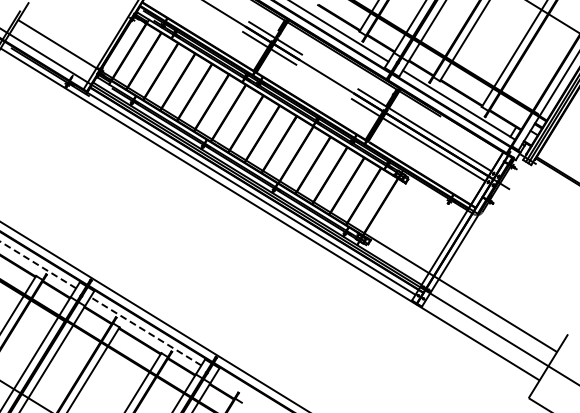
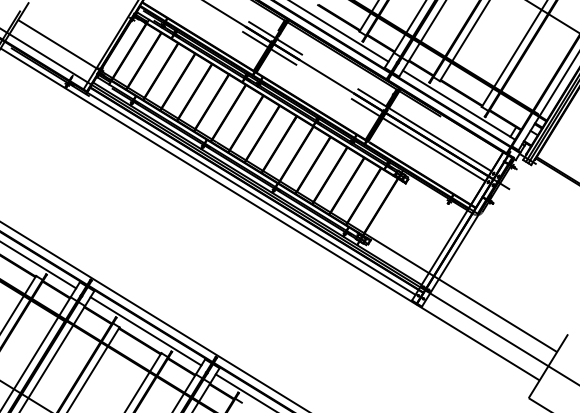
line: dashed -> solid (38, 264)
line: dashed -> solid (145, 331)
line: none -> present (244, 391)
